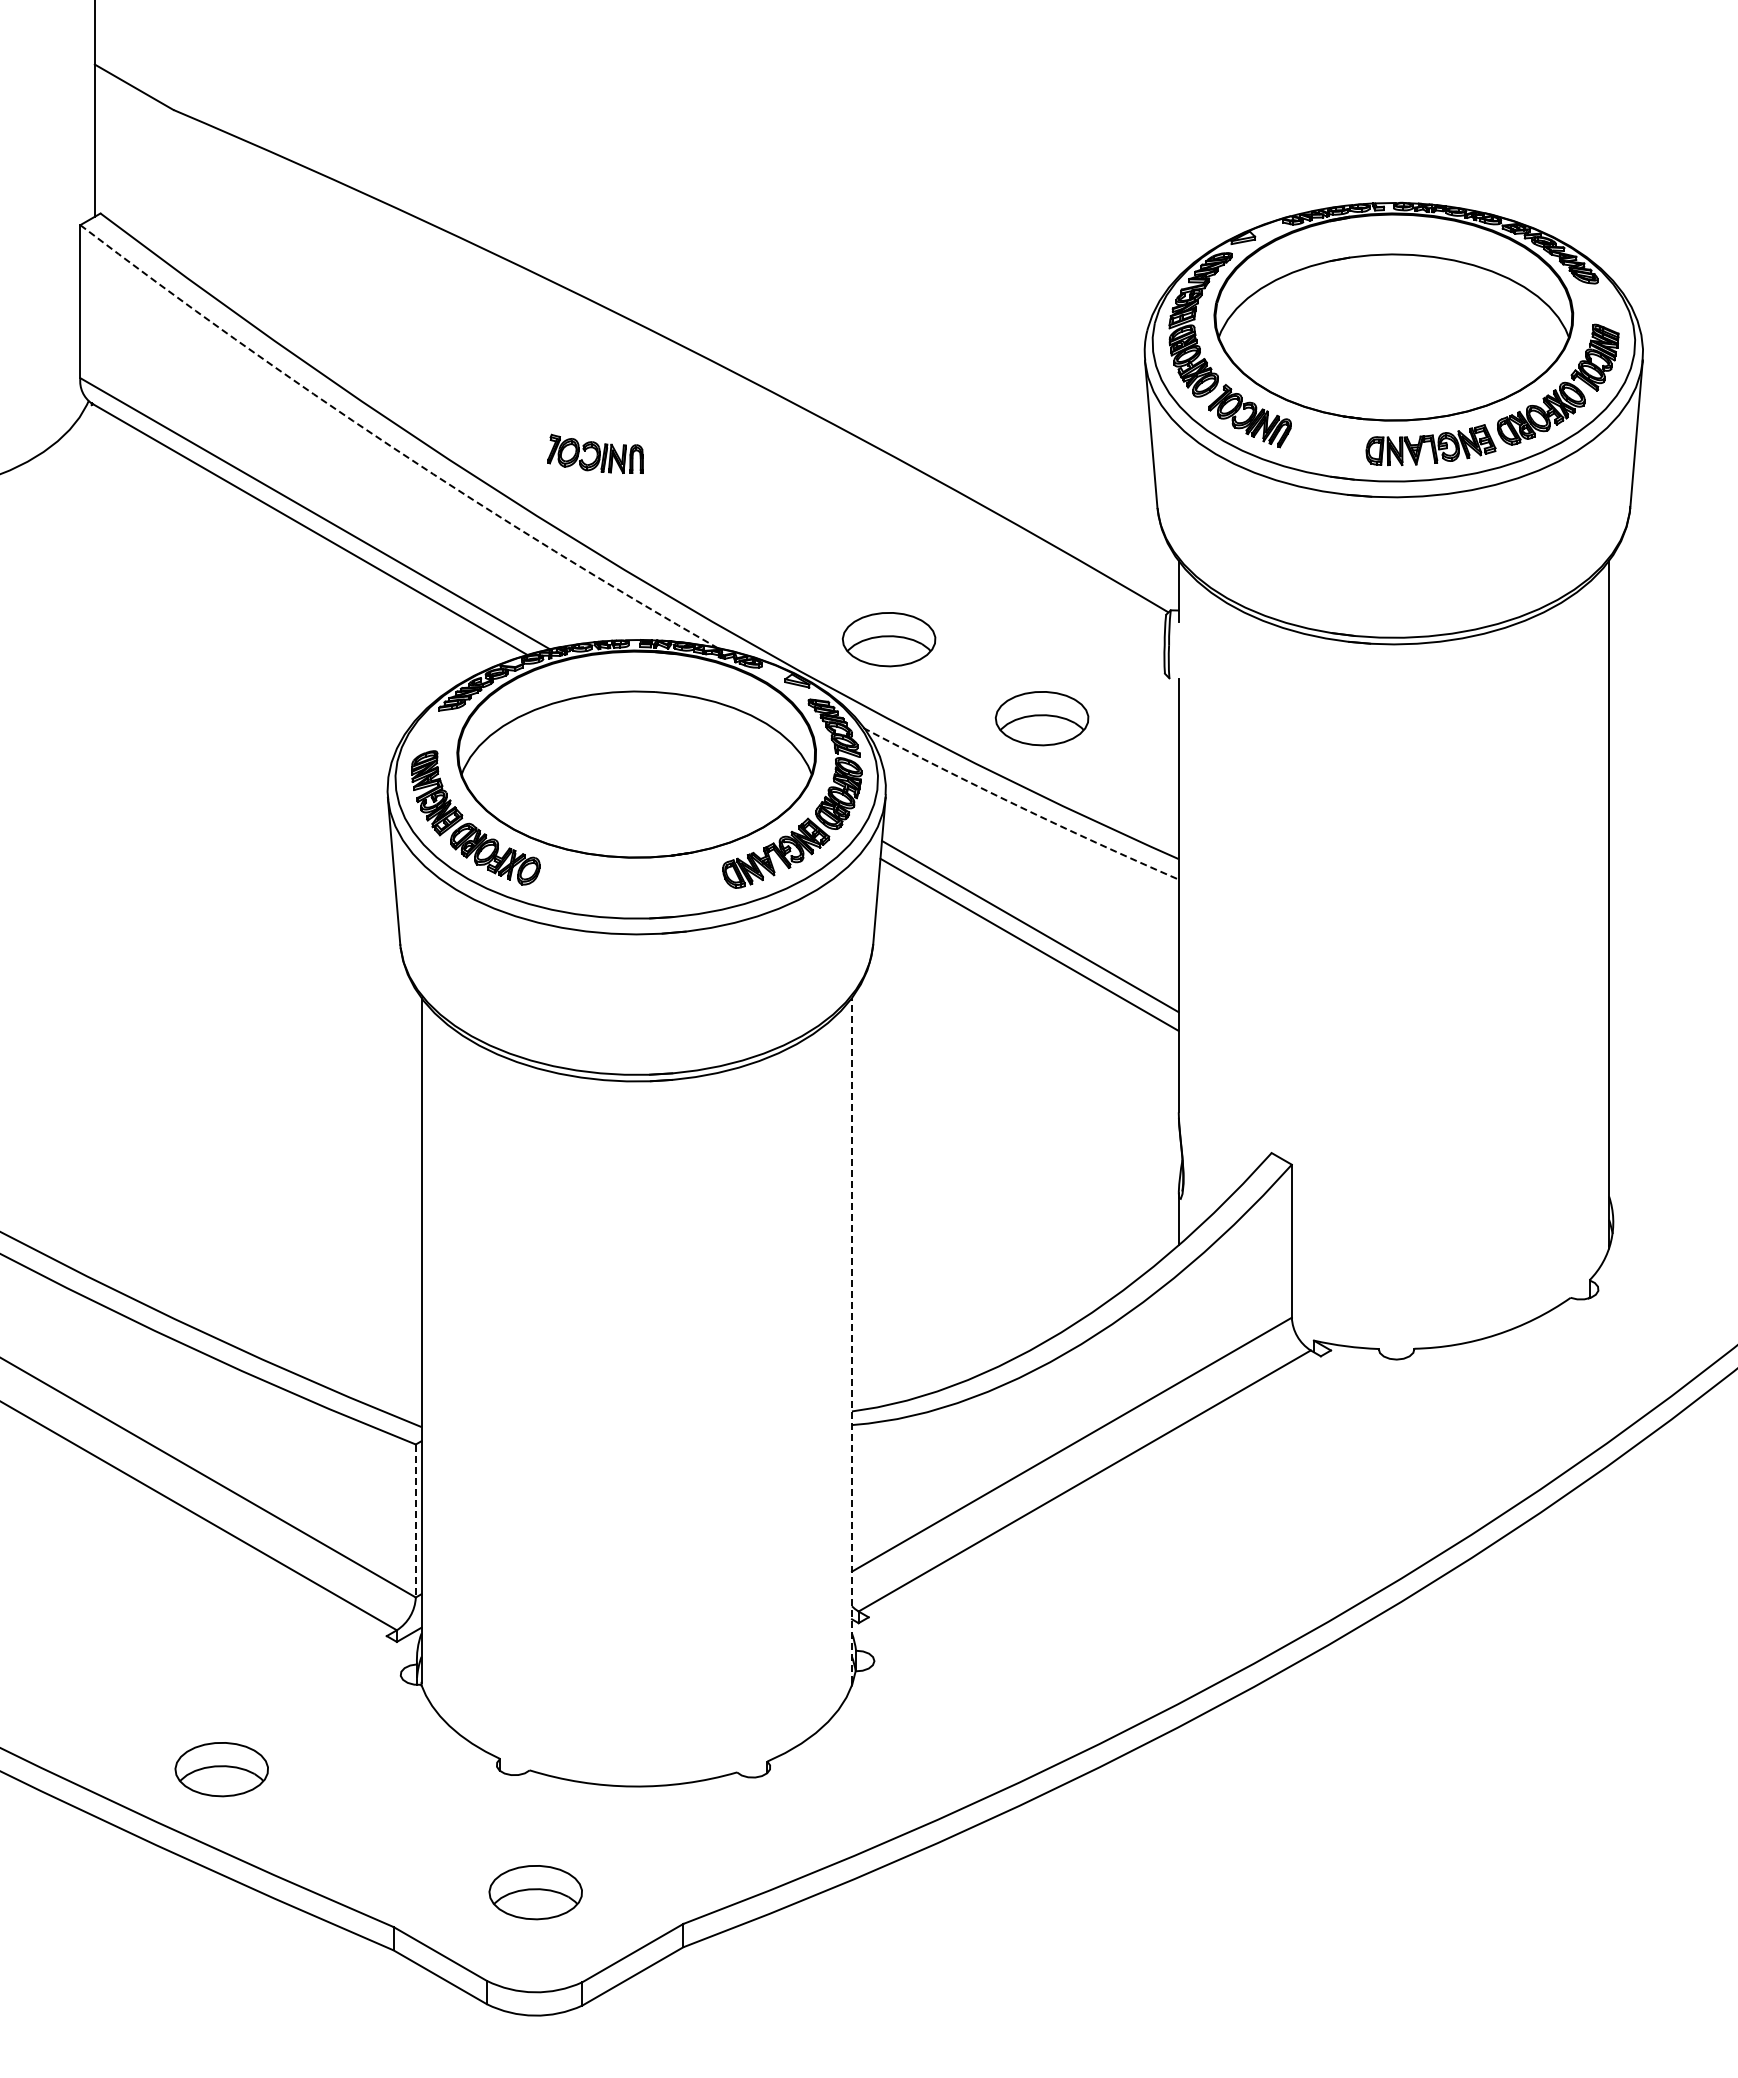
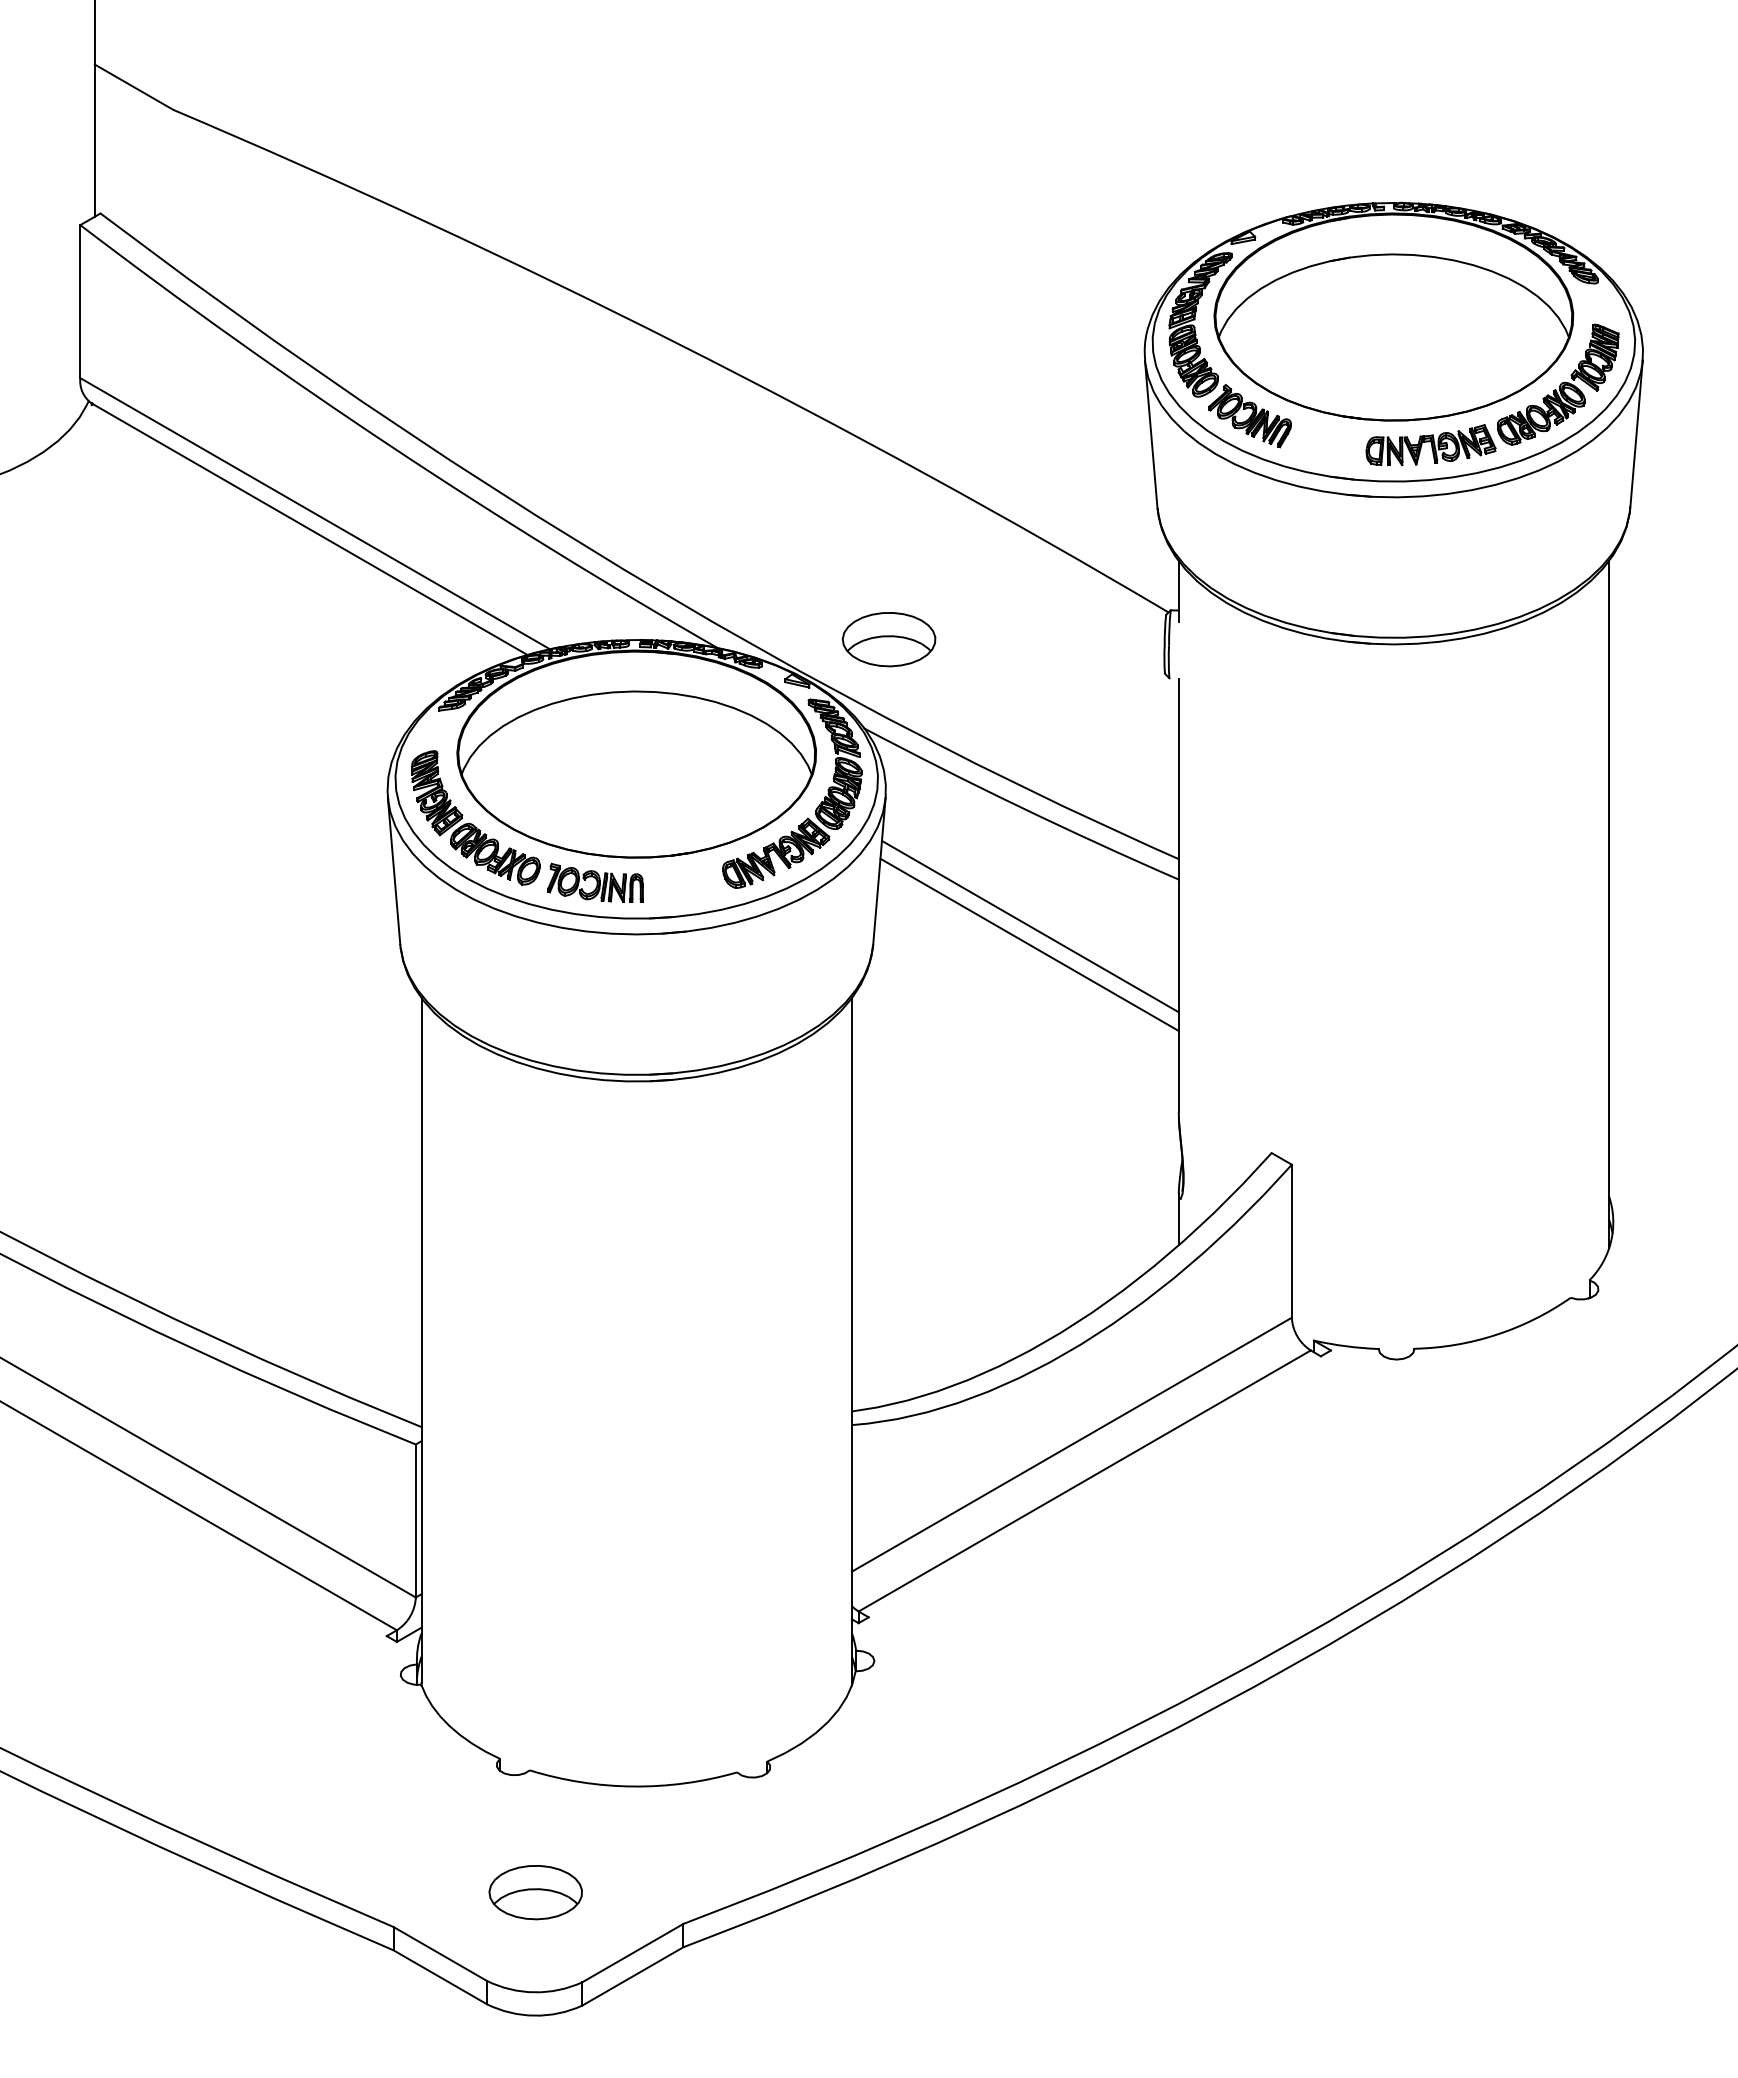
arc: dashed -> solid (393, 447)
part position: (595, 453) -> (595, 882) (595, 882)
part: present -> none (1041, 718)
arc: dashed -> solid (1019, 806)
line: dashed -> solid (851, 1339)
line: dashed -> solid (415, 1521)
part: present -> none (221, 1769)
